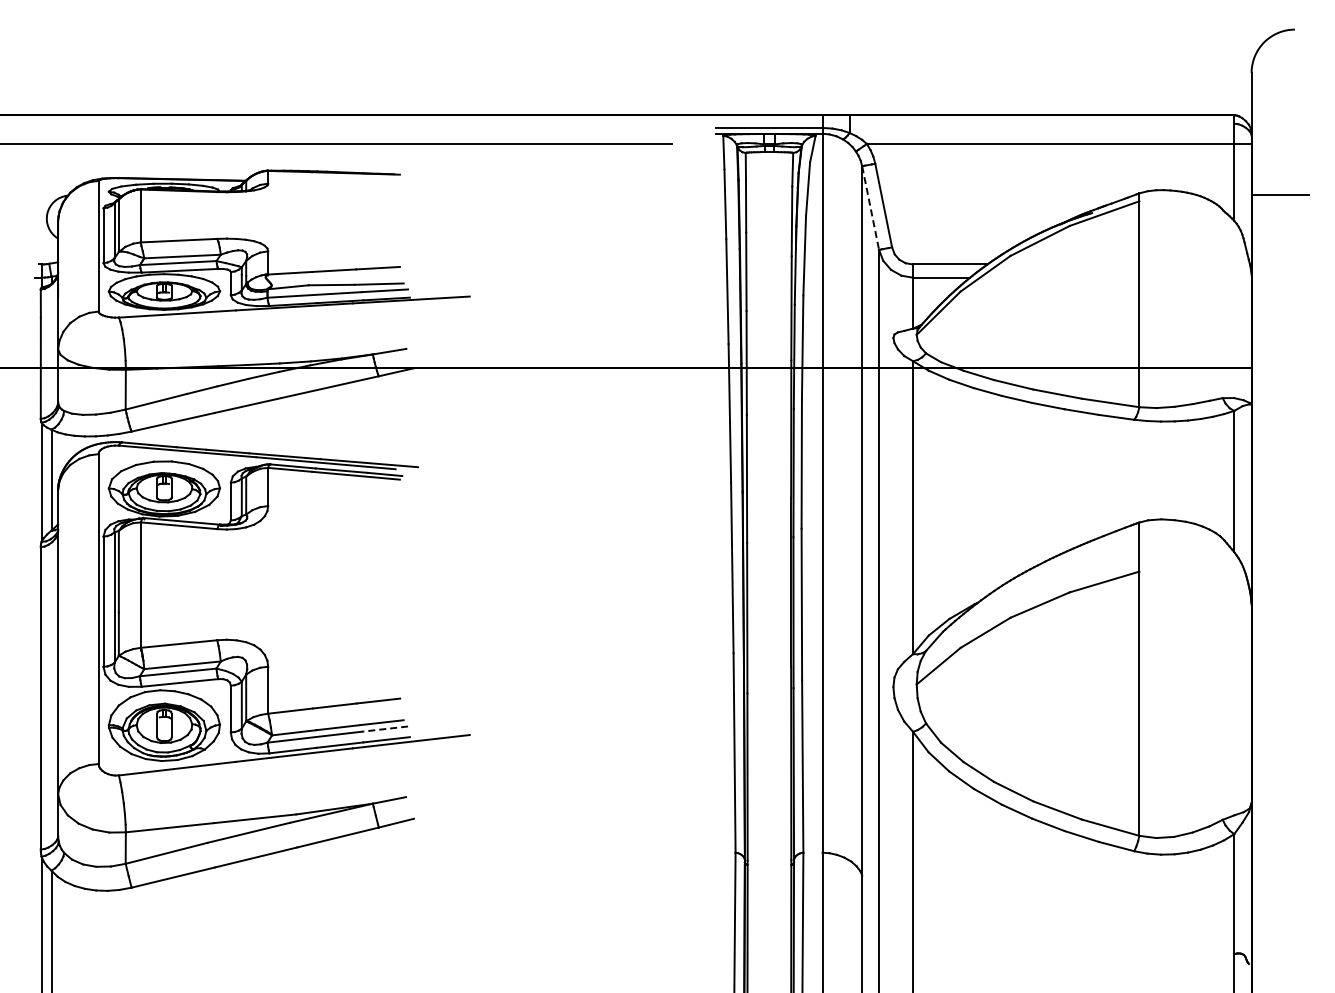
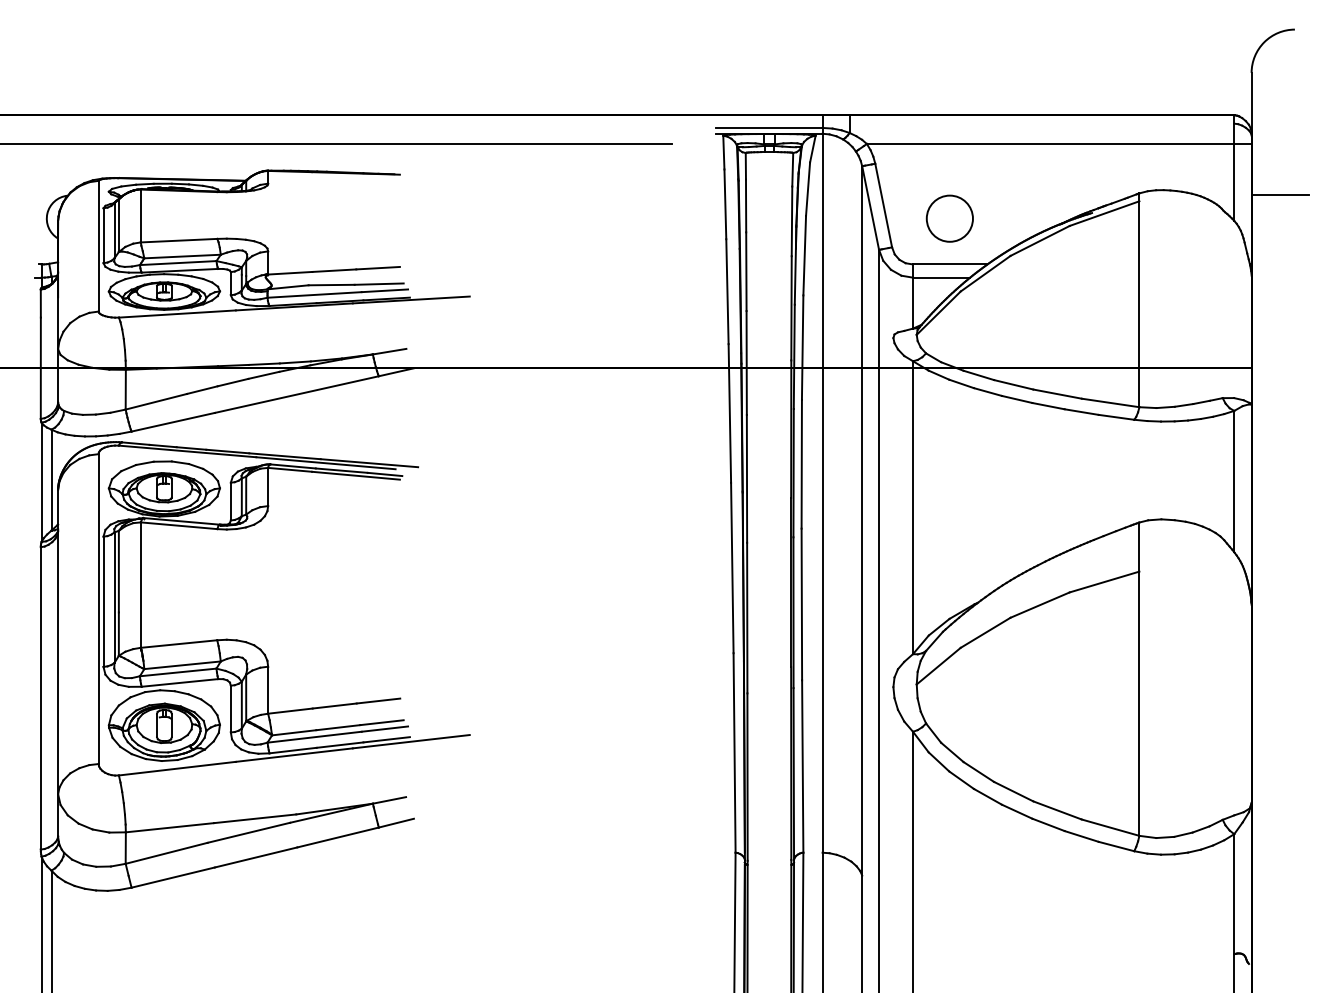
line: dashed -> solid (870, 208)
circle: none -> present (949, 218)
line: dashed -> solid (384, 729)
